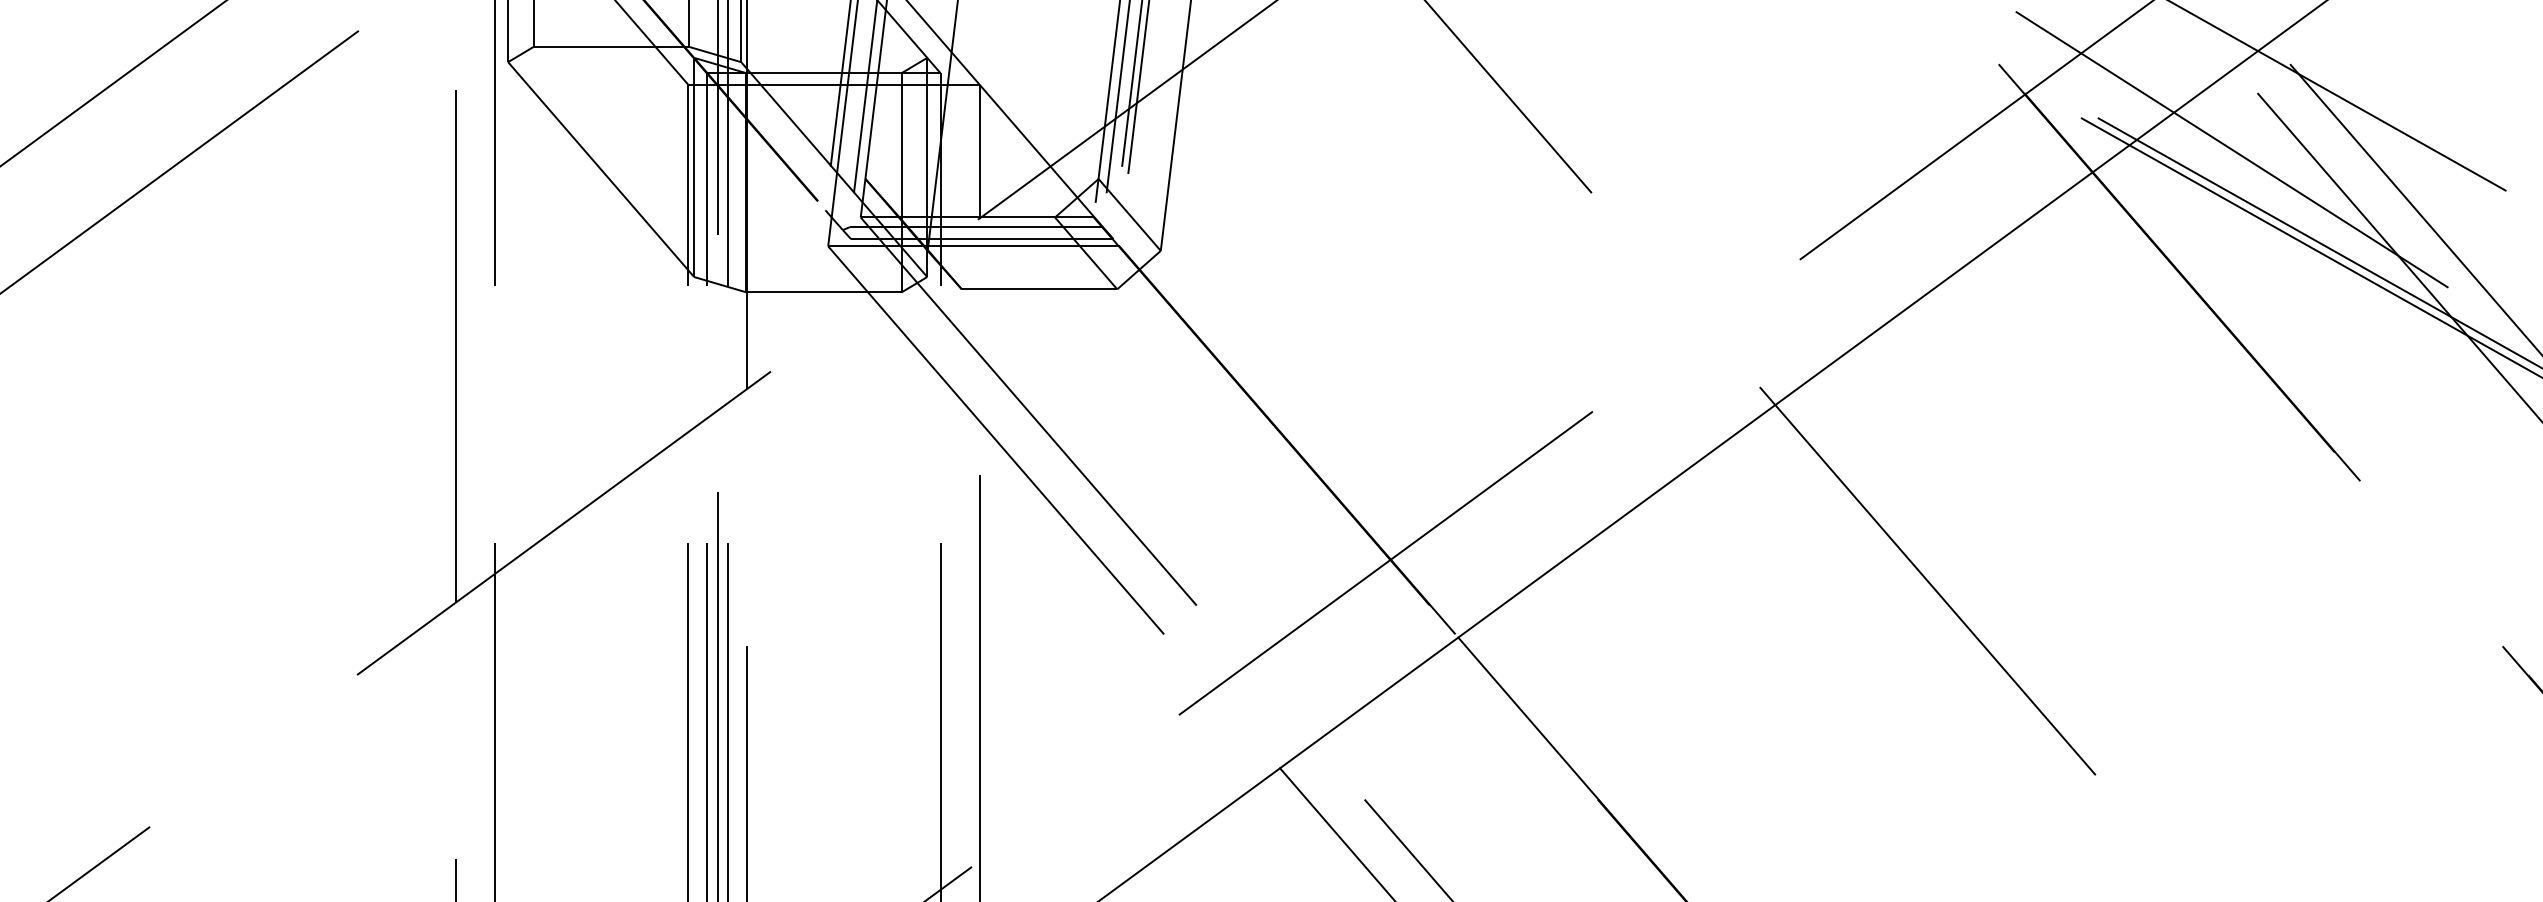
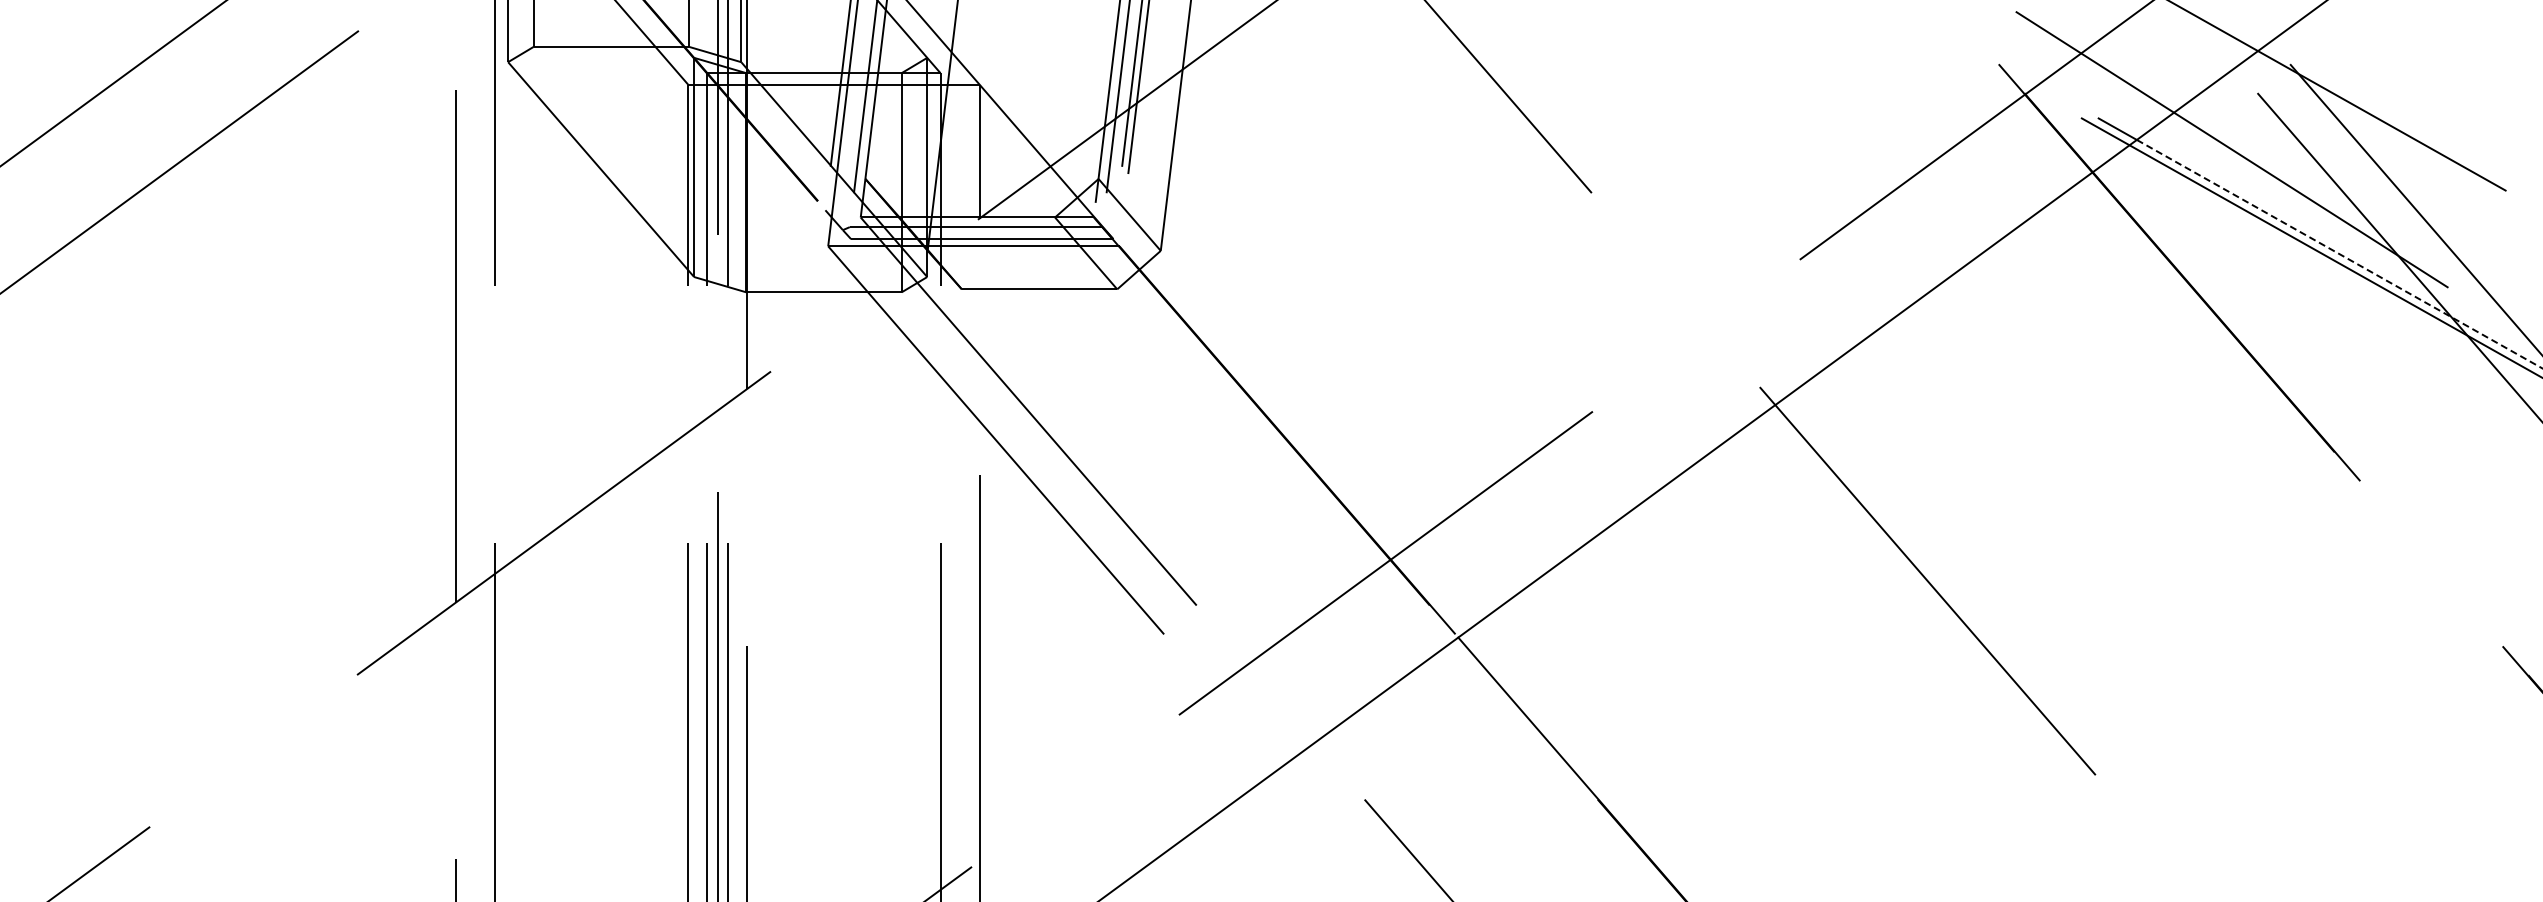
line: solid -> dashed (2339, 254)
line: present -> none (1336, 833)
